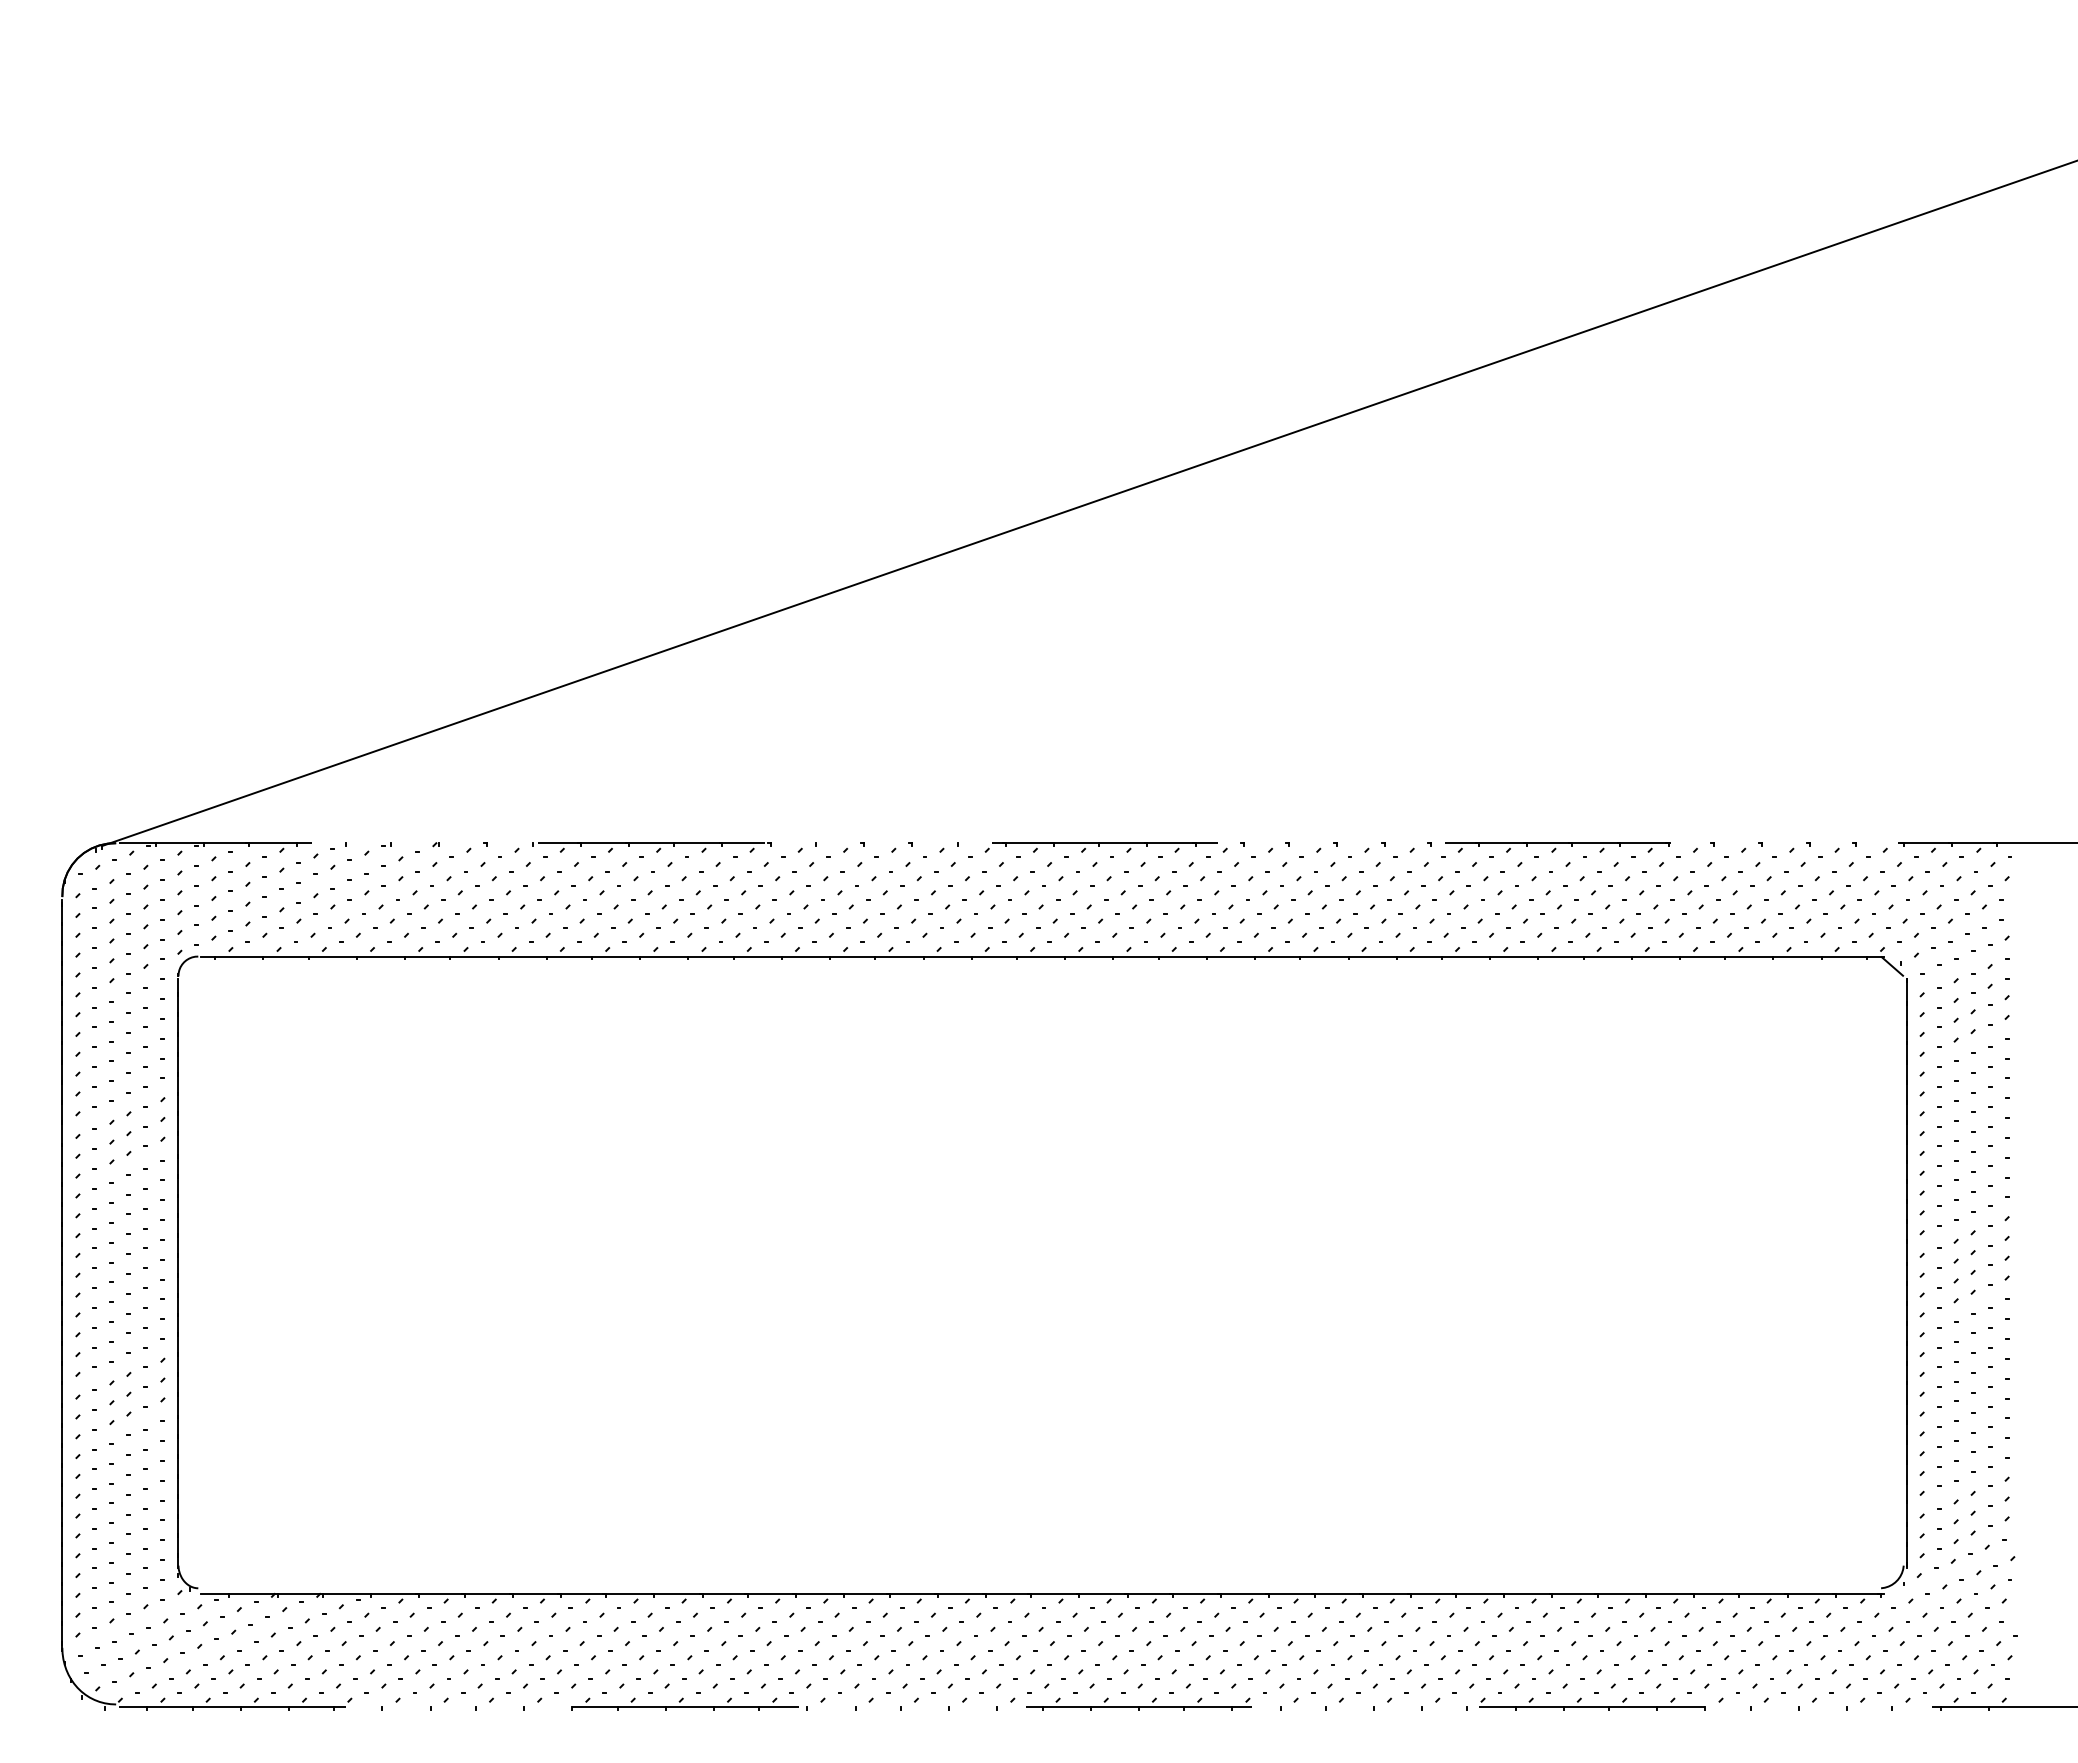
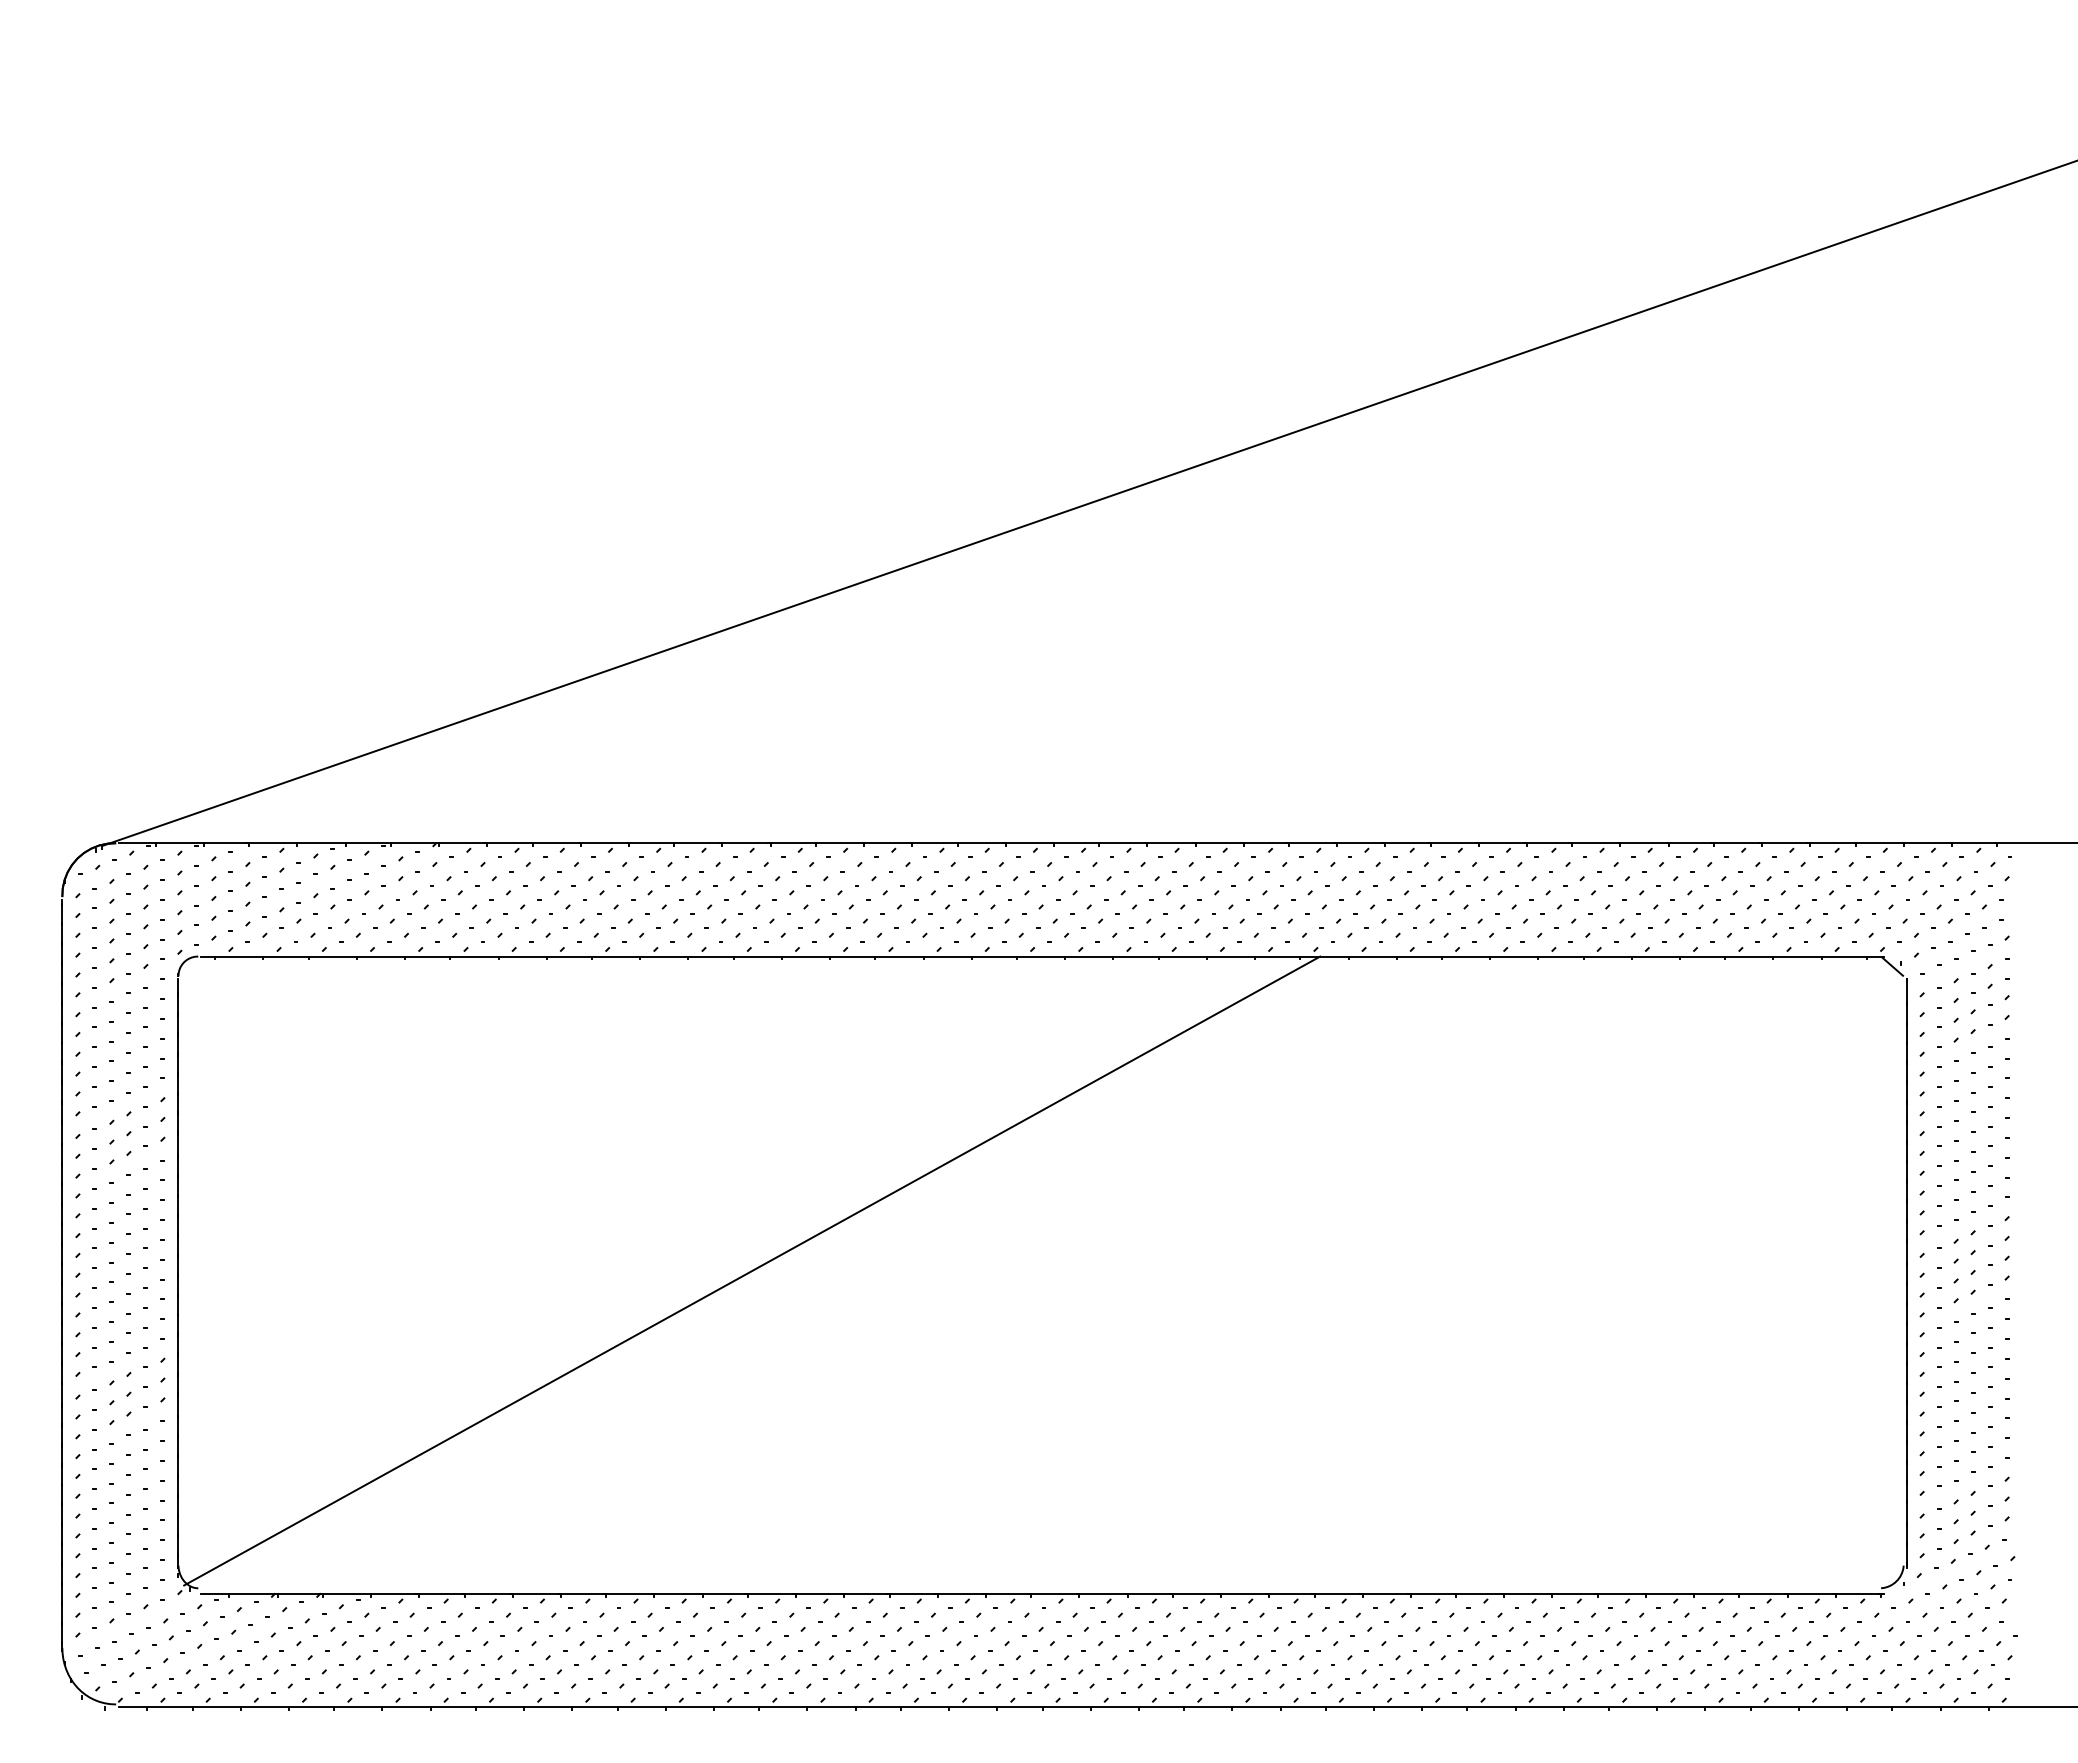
line: dashed -> solid (1097, 843)
line: none -> present (752, 1270)
line: dashed -> solid (1098, 1707)
